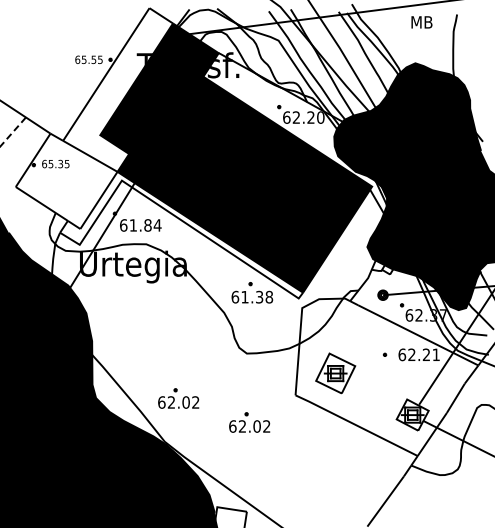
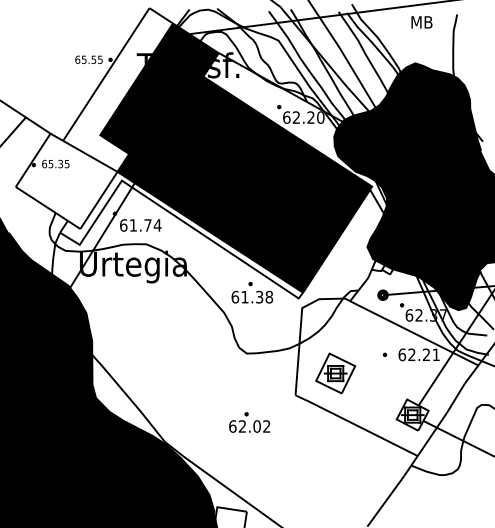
line: dashed -> solid (12, 132)
text: 61.84 -> 61.74 (147, 225)
part: present -> none (178, 398)
